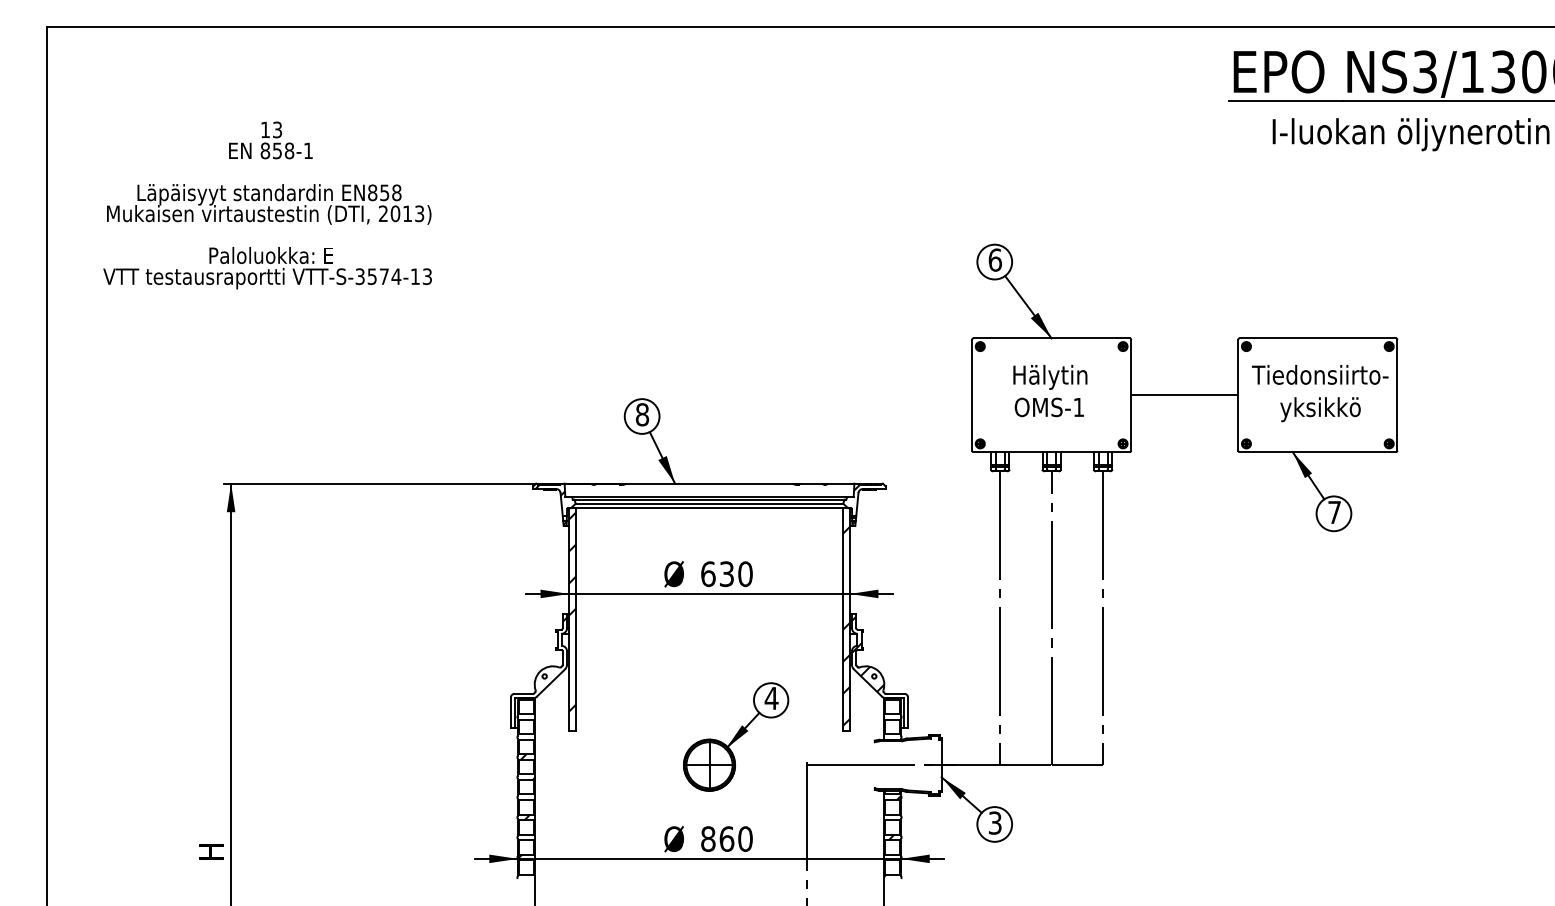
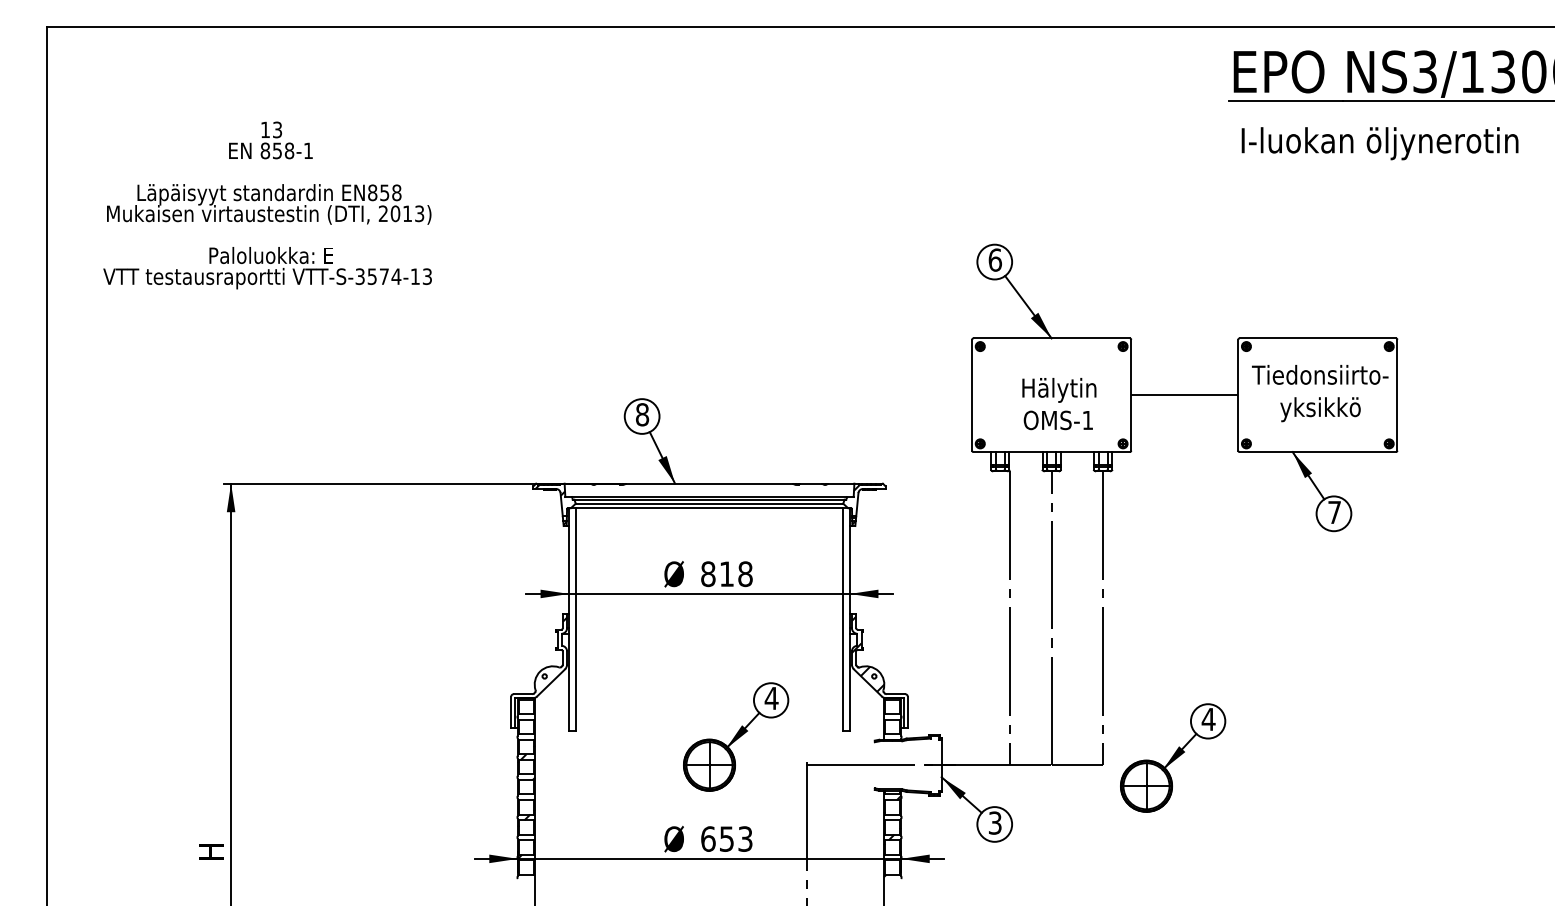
text position: (1410, 134) -> (1379, 143) (1379, 143)
text position: (1050, 391) -> (1059, 404) (1059, 404)
text: 630 -> 818 (726, 574)
hatch: present -> none (572, 611)
line position: (1000, 618) -> (1010, 618) (1010, 618)
hatch: present -> none (846, 625)
part: none -> present (1173, 757)
text: 860 -> 653 (726, 838)
